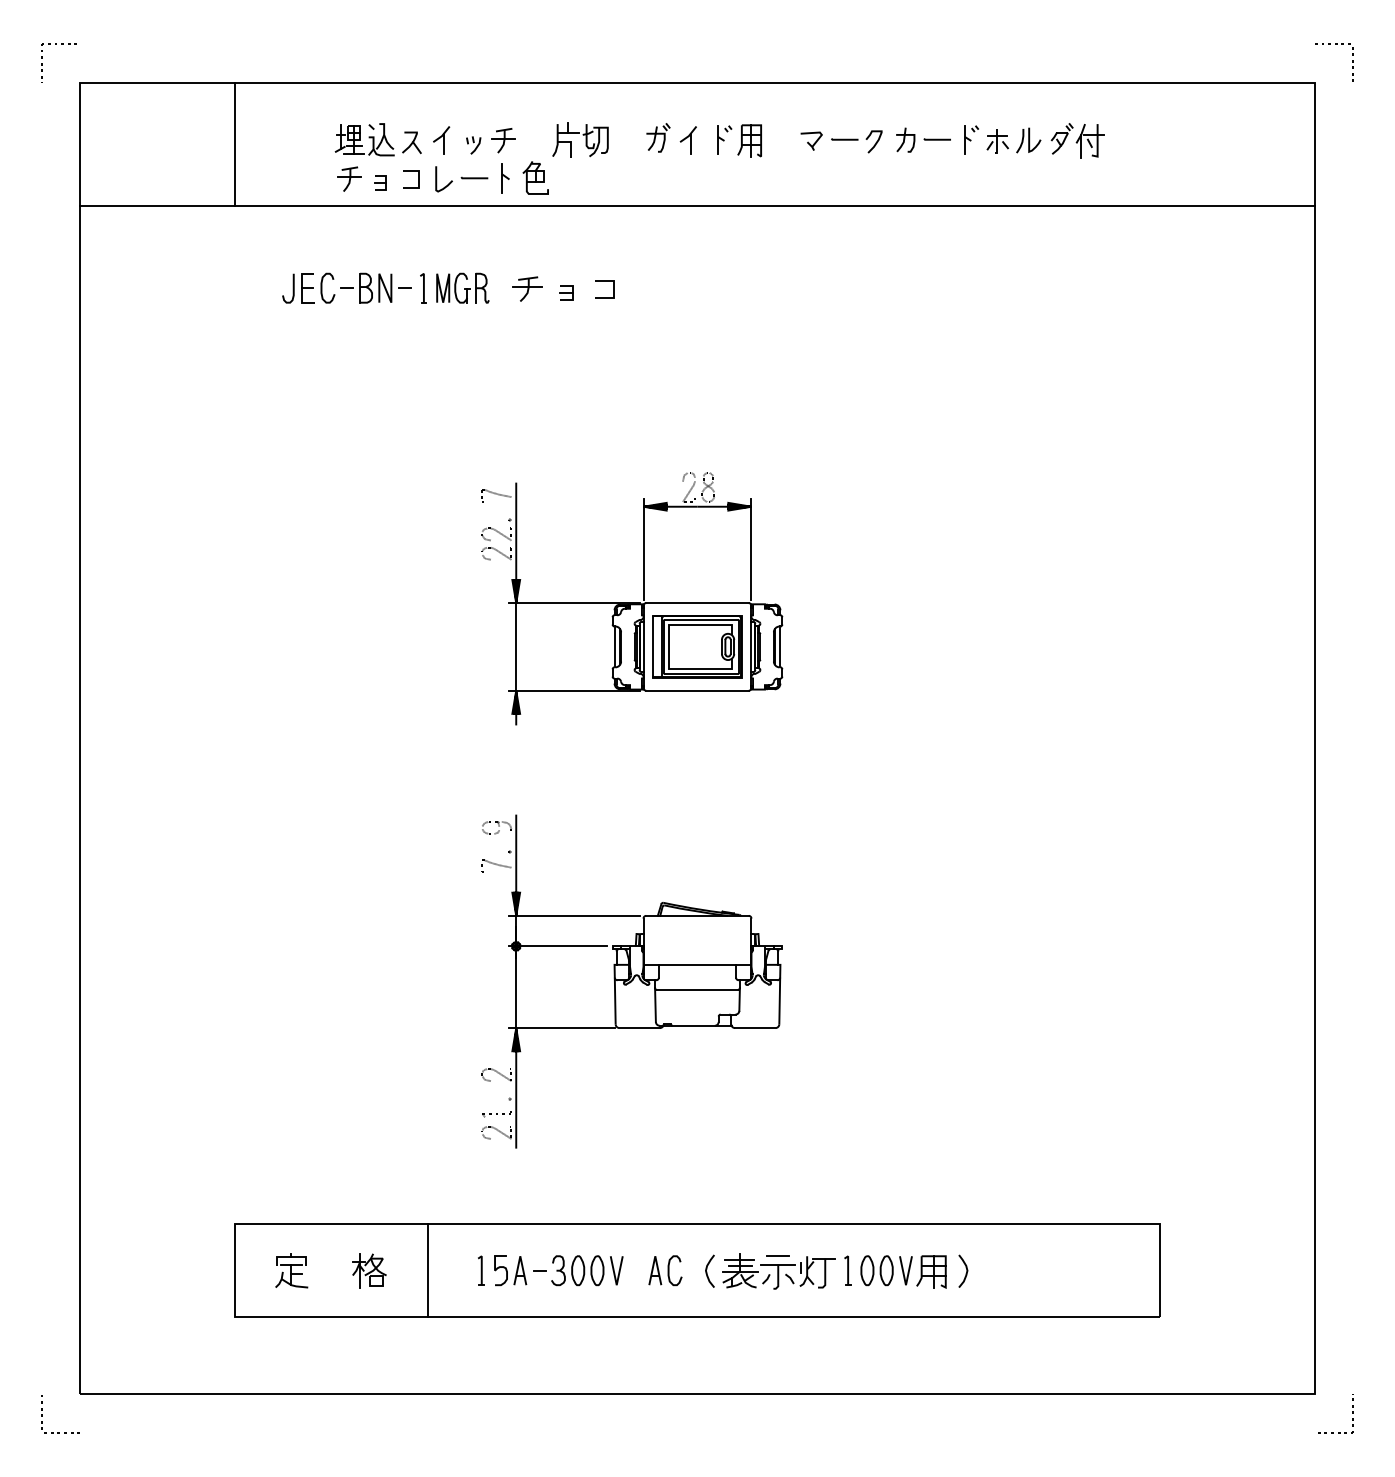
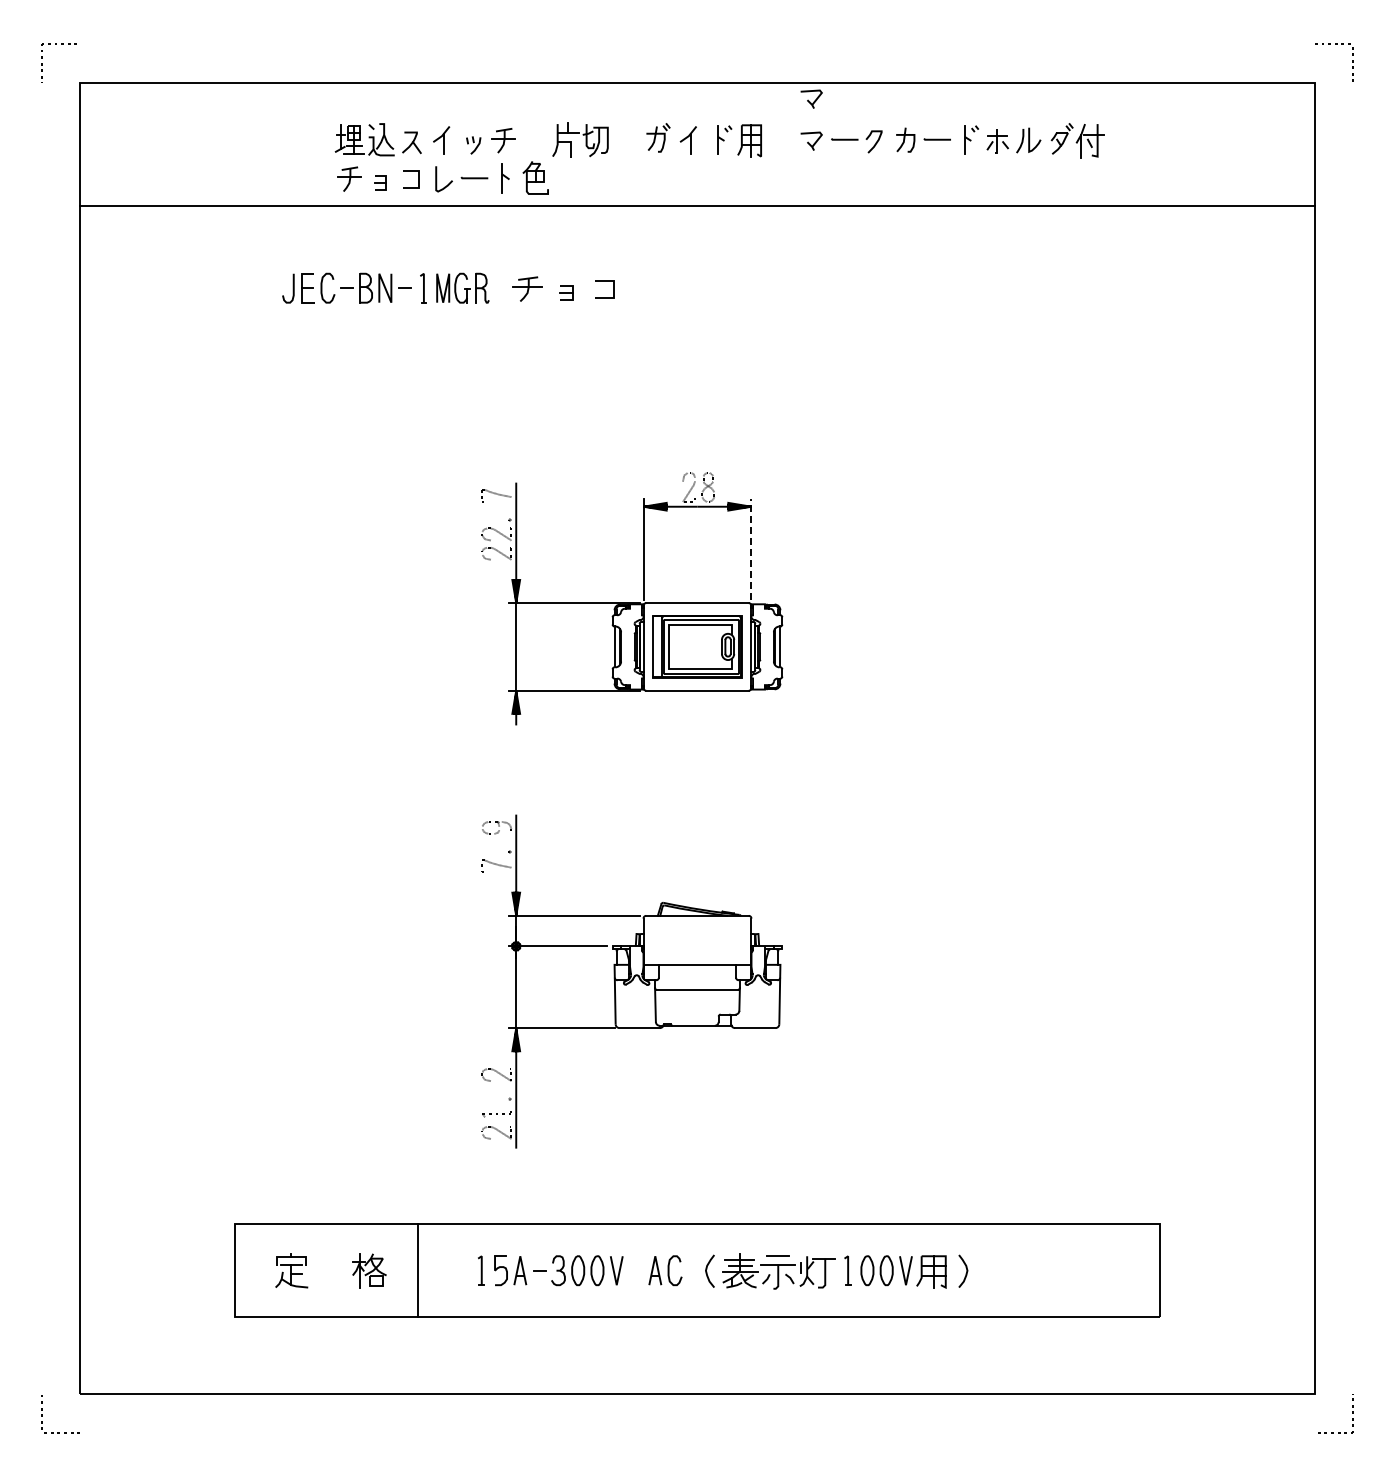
part: none -> present (811, 98)
line: present -> none (234, 144)
line: solid -> dashed (751, 549)
line position: (427, 1270) -> (417, 1270) (417, 1270)
